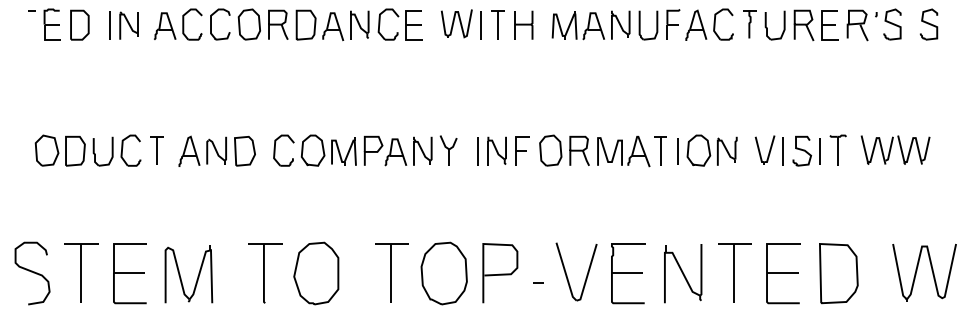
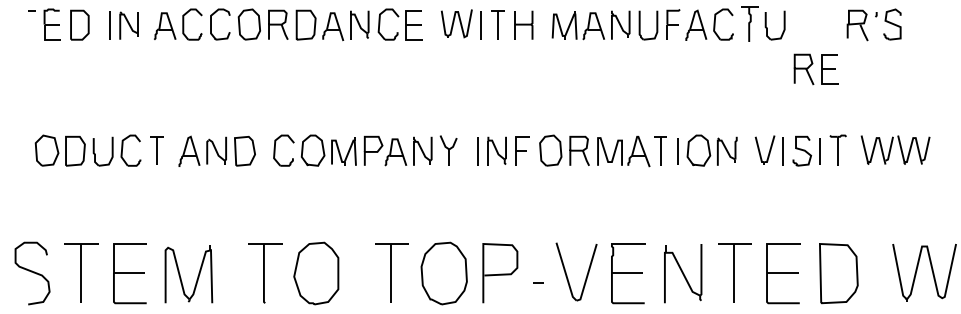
part size: 14x29 px -> 18x36 px (749, 23)
part position: (815, 24) -> (815, 68) (815, 68)
part: present -> none (928, 24)
